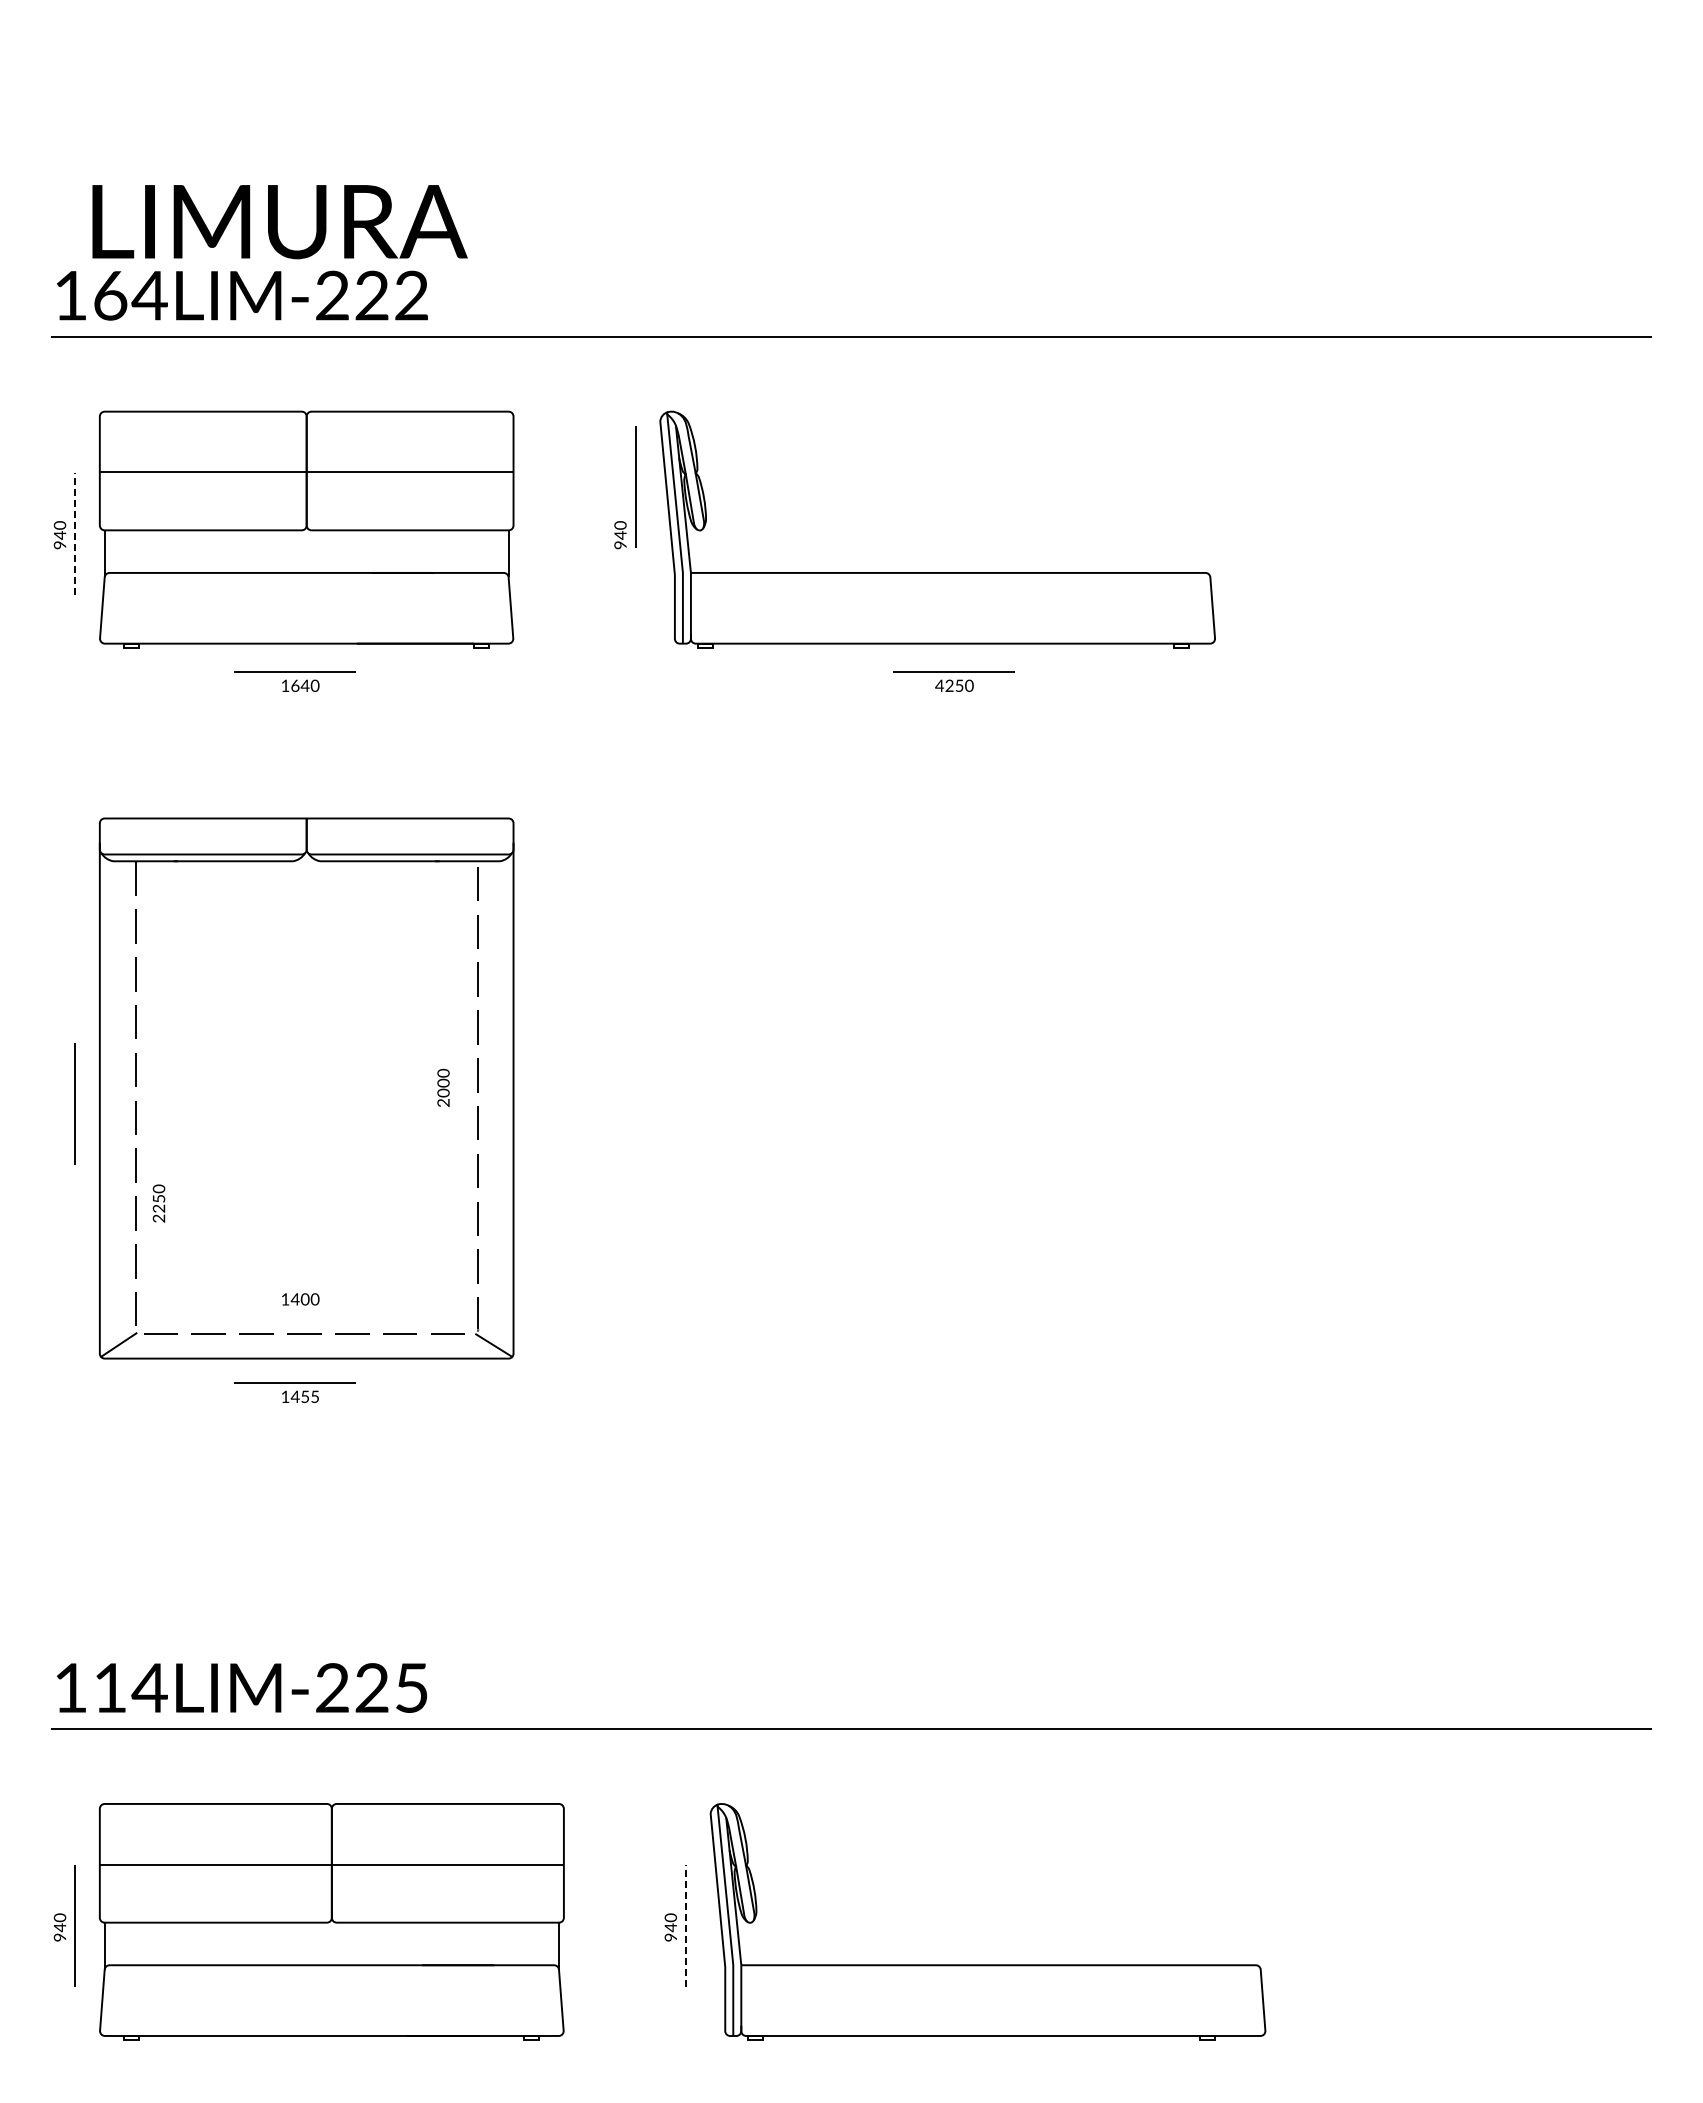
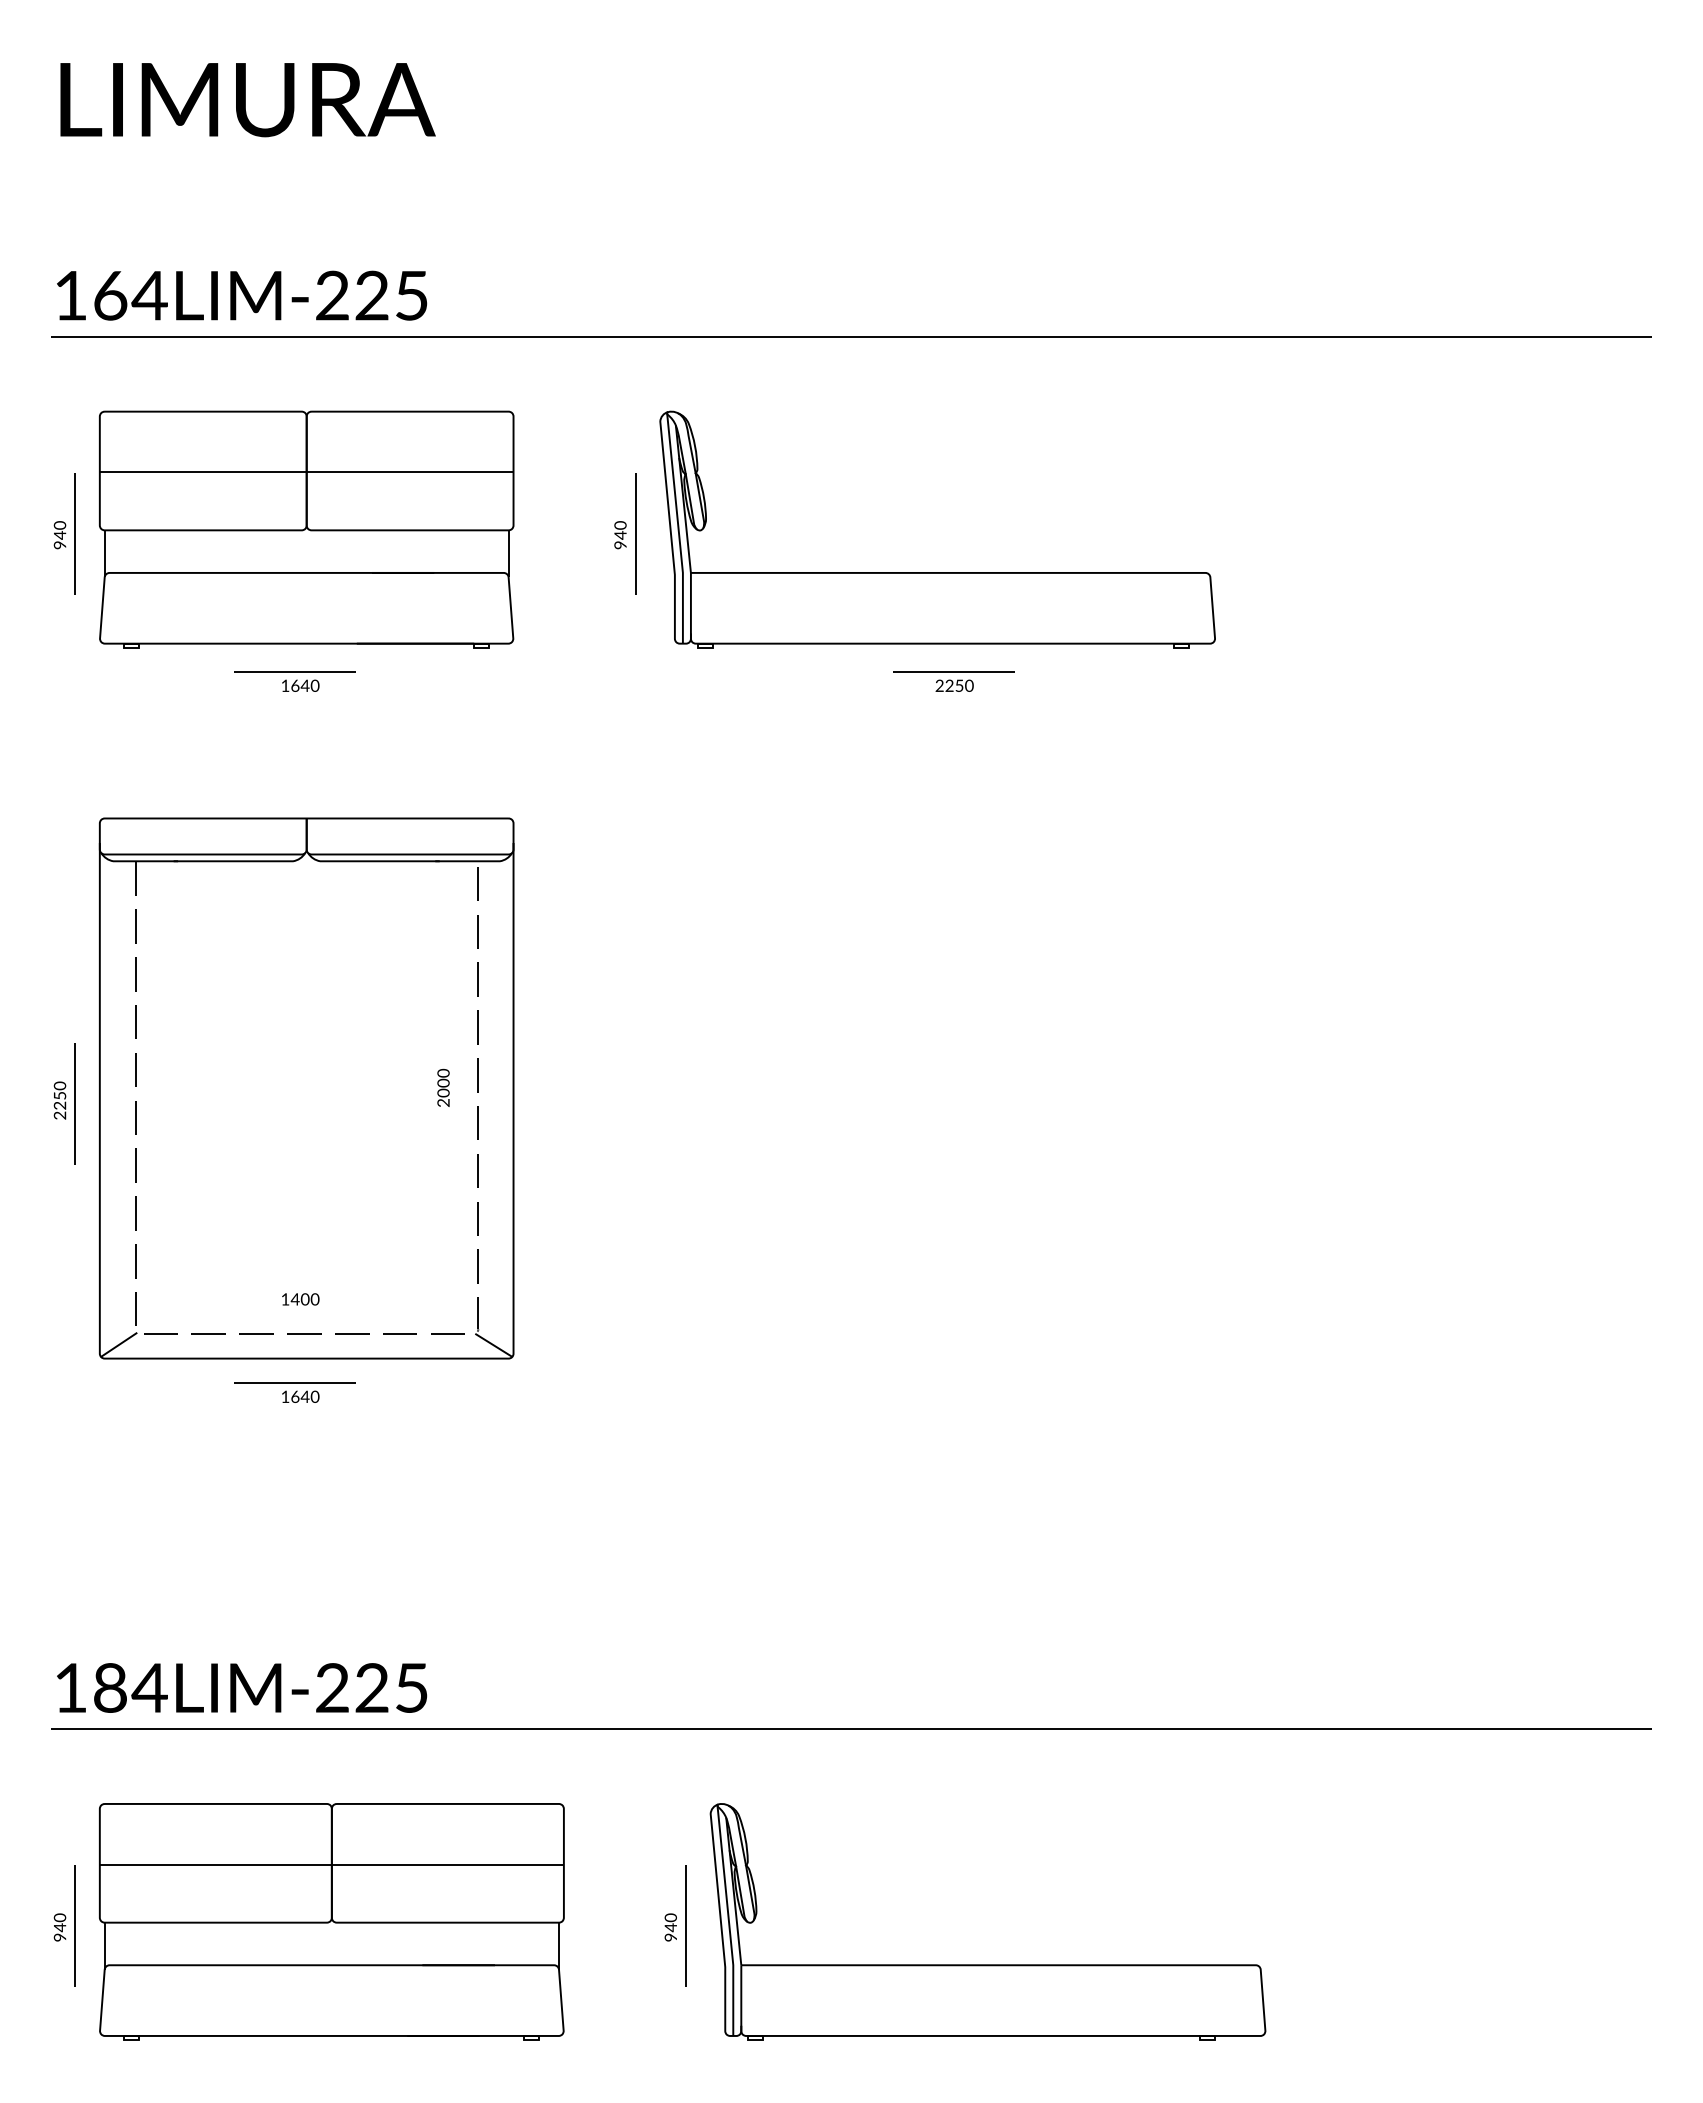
text position: (279, 222) -> (247, 100) (247, 100)
text: 164LIM-222 -> 164LIM-225 (411, 295)
line position: (635, 486) -> (635, 533) (635, 533)
line: dashed -> solid (75, 533)
text: 4250 -> 2250 (939, 685)
text position: (158, 1203) -> (59, 1100) (59, 1100)
text: 1455 -> 1640 (304, 1396)
text: 114LIM-225 -> 184LIM-225 (110, 1687)
line: dashed -> solid (686, 1925)
